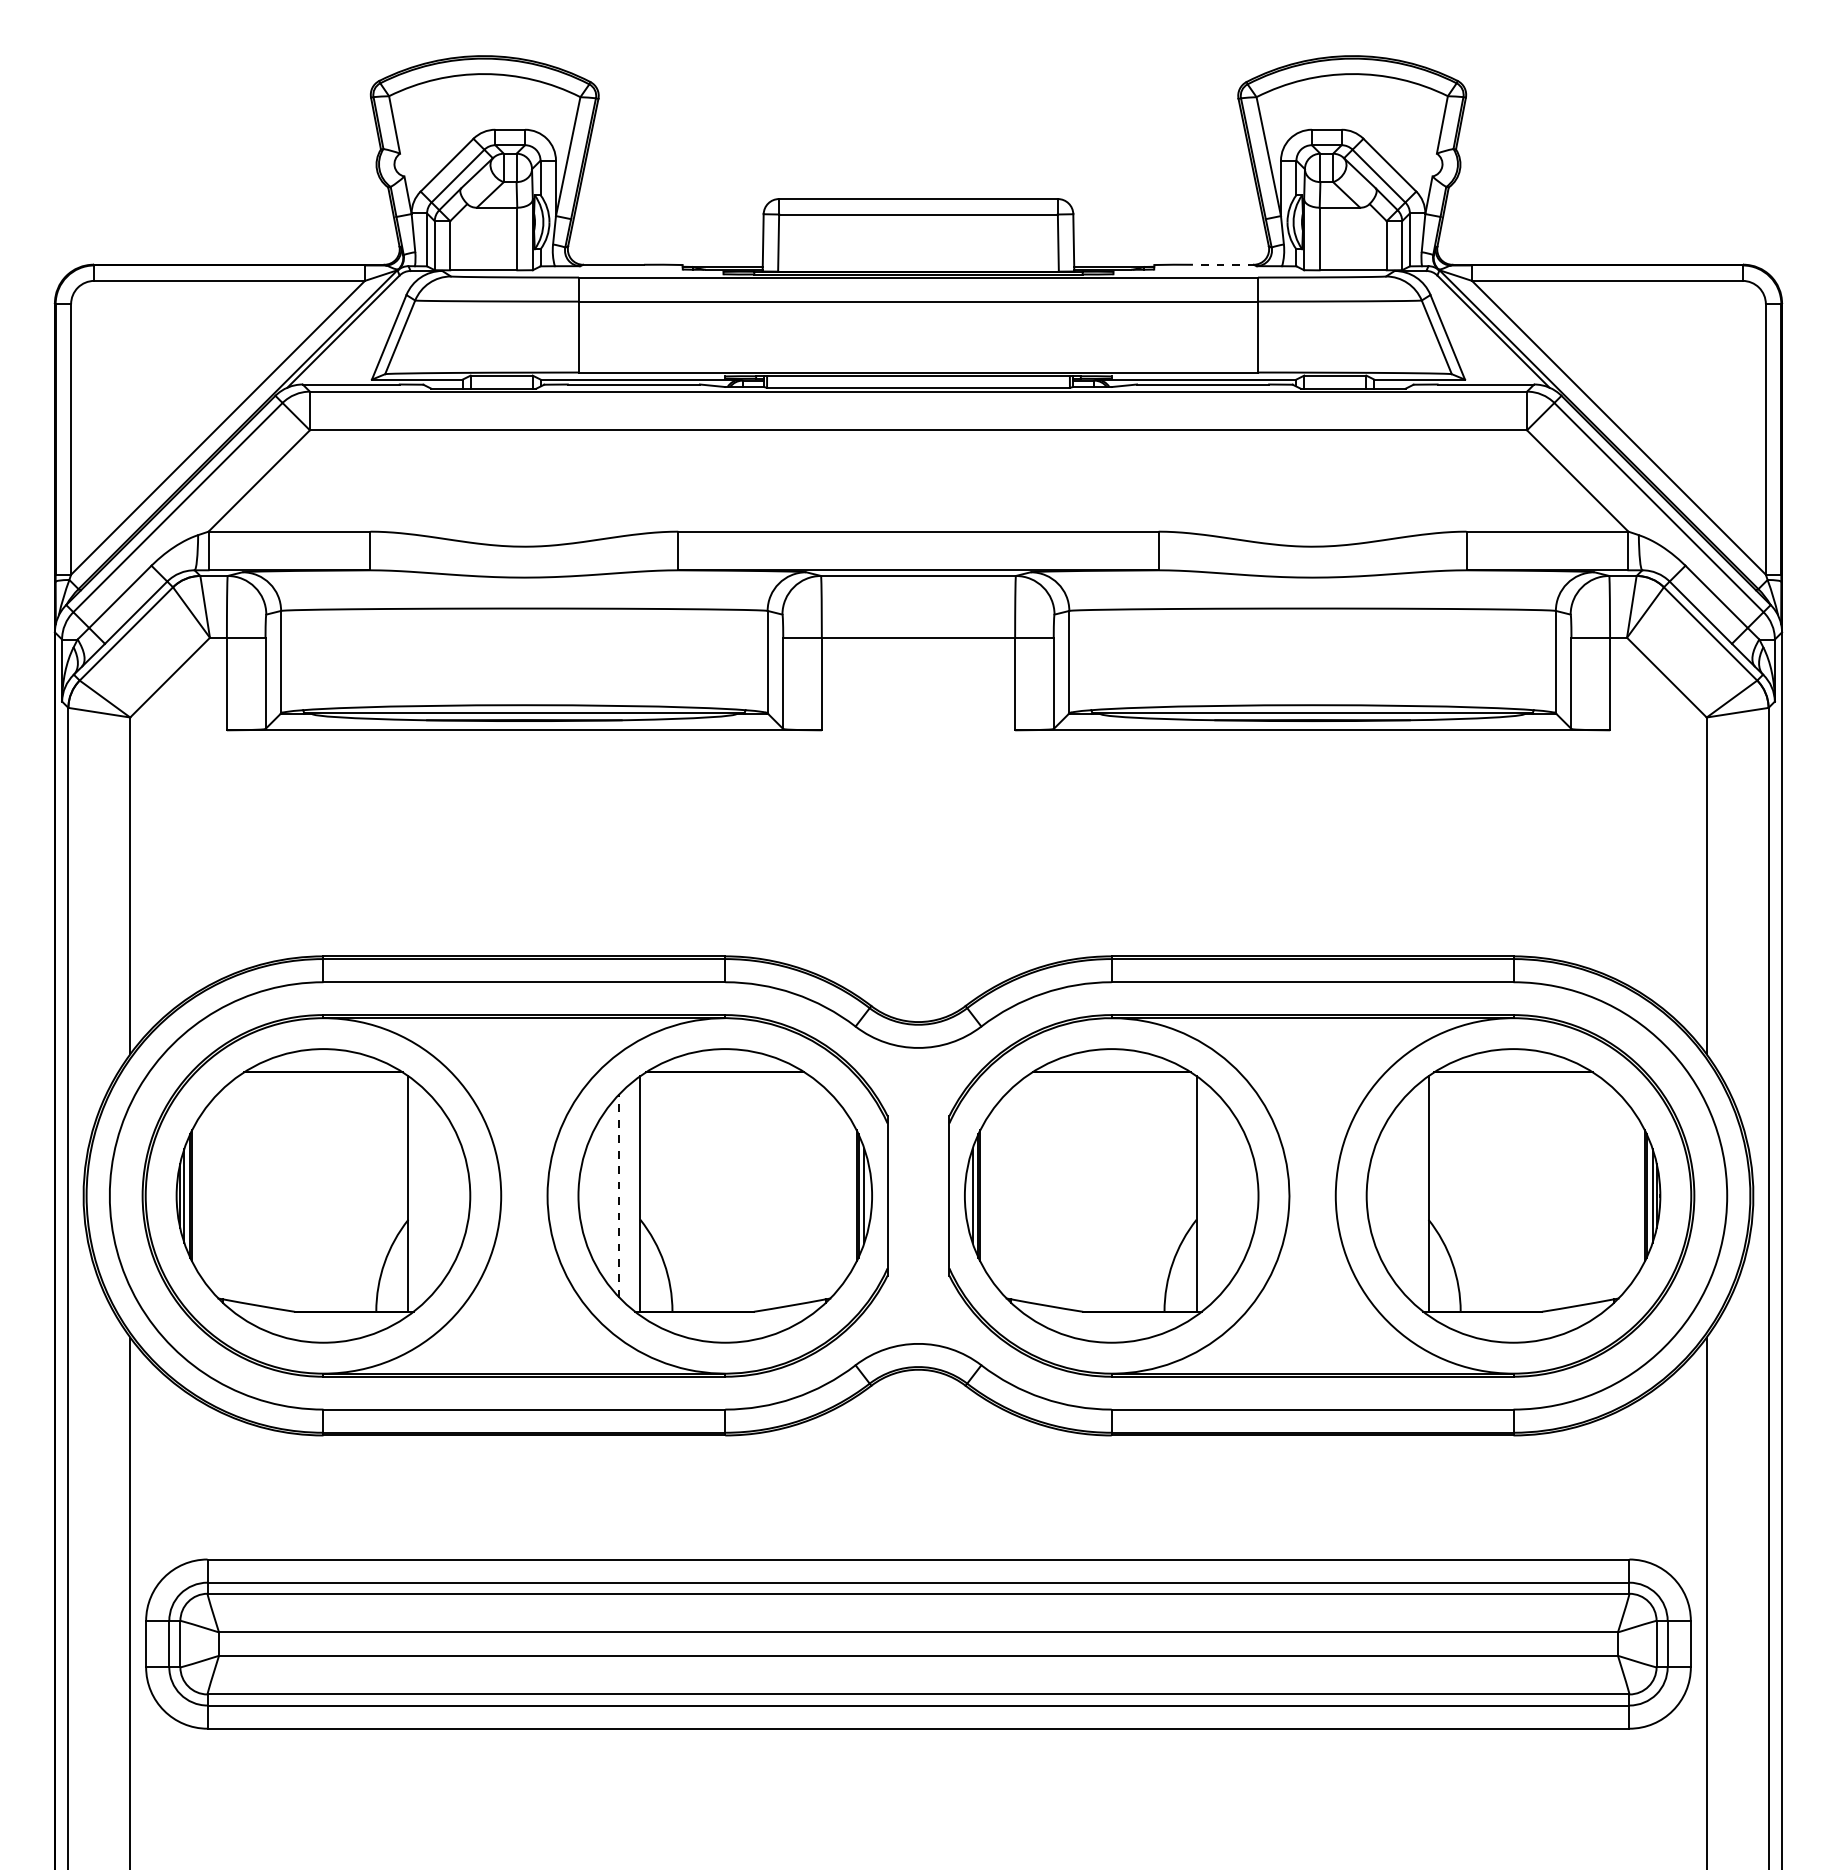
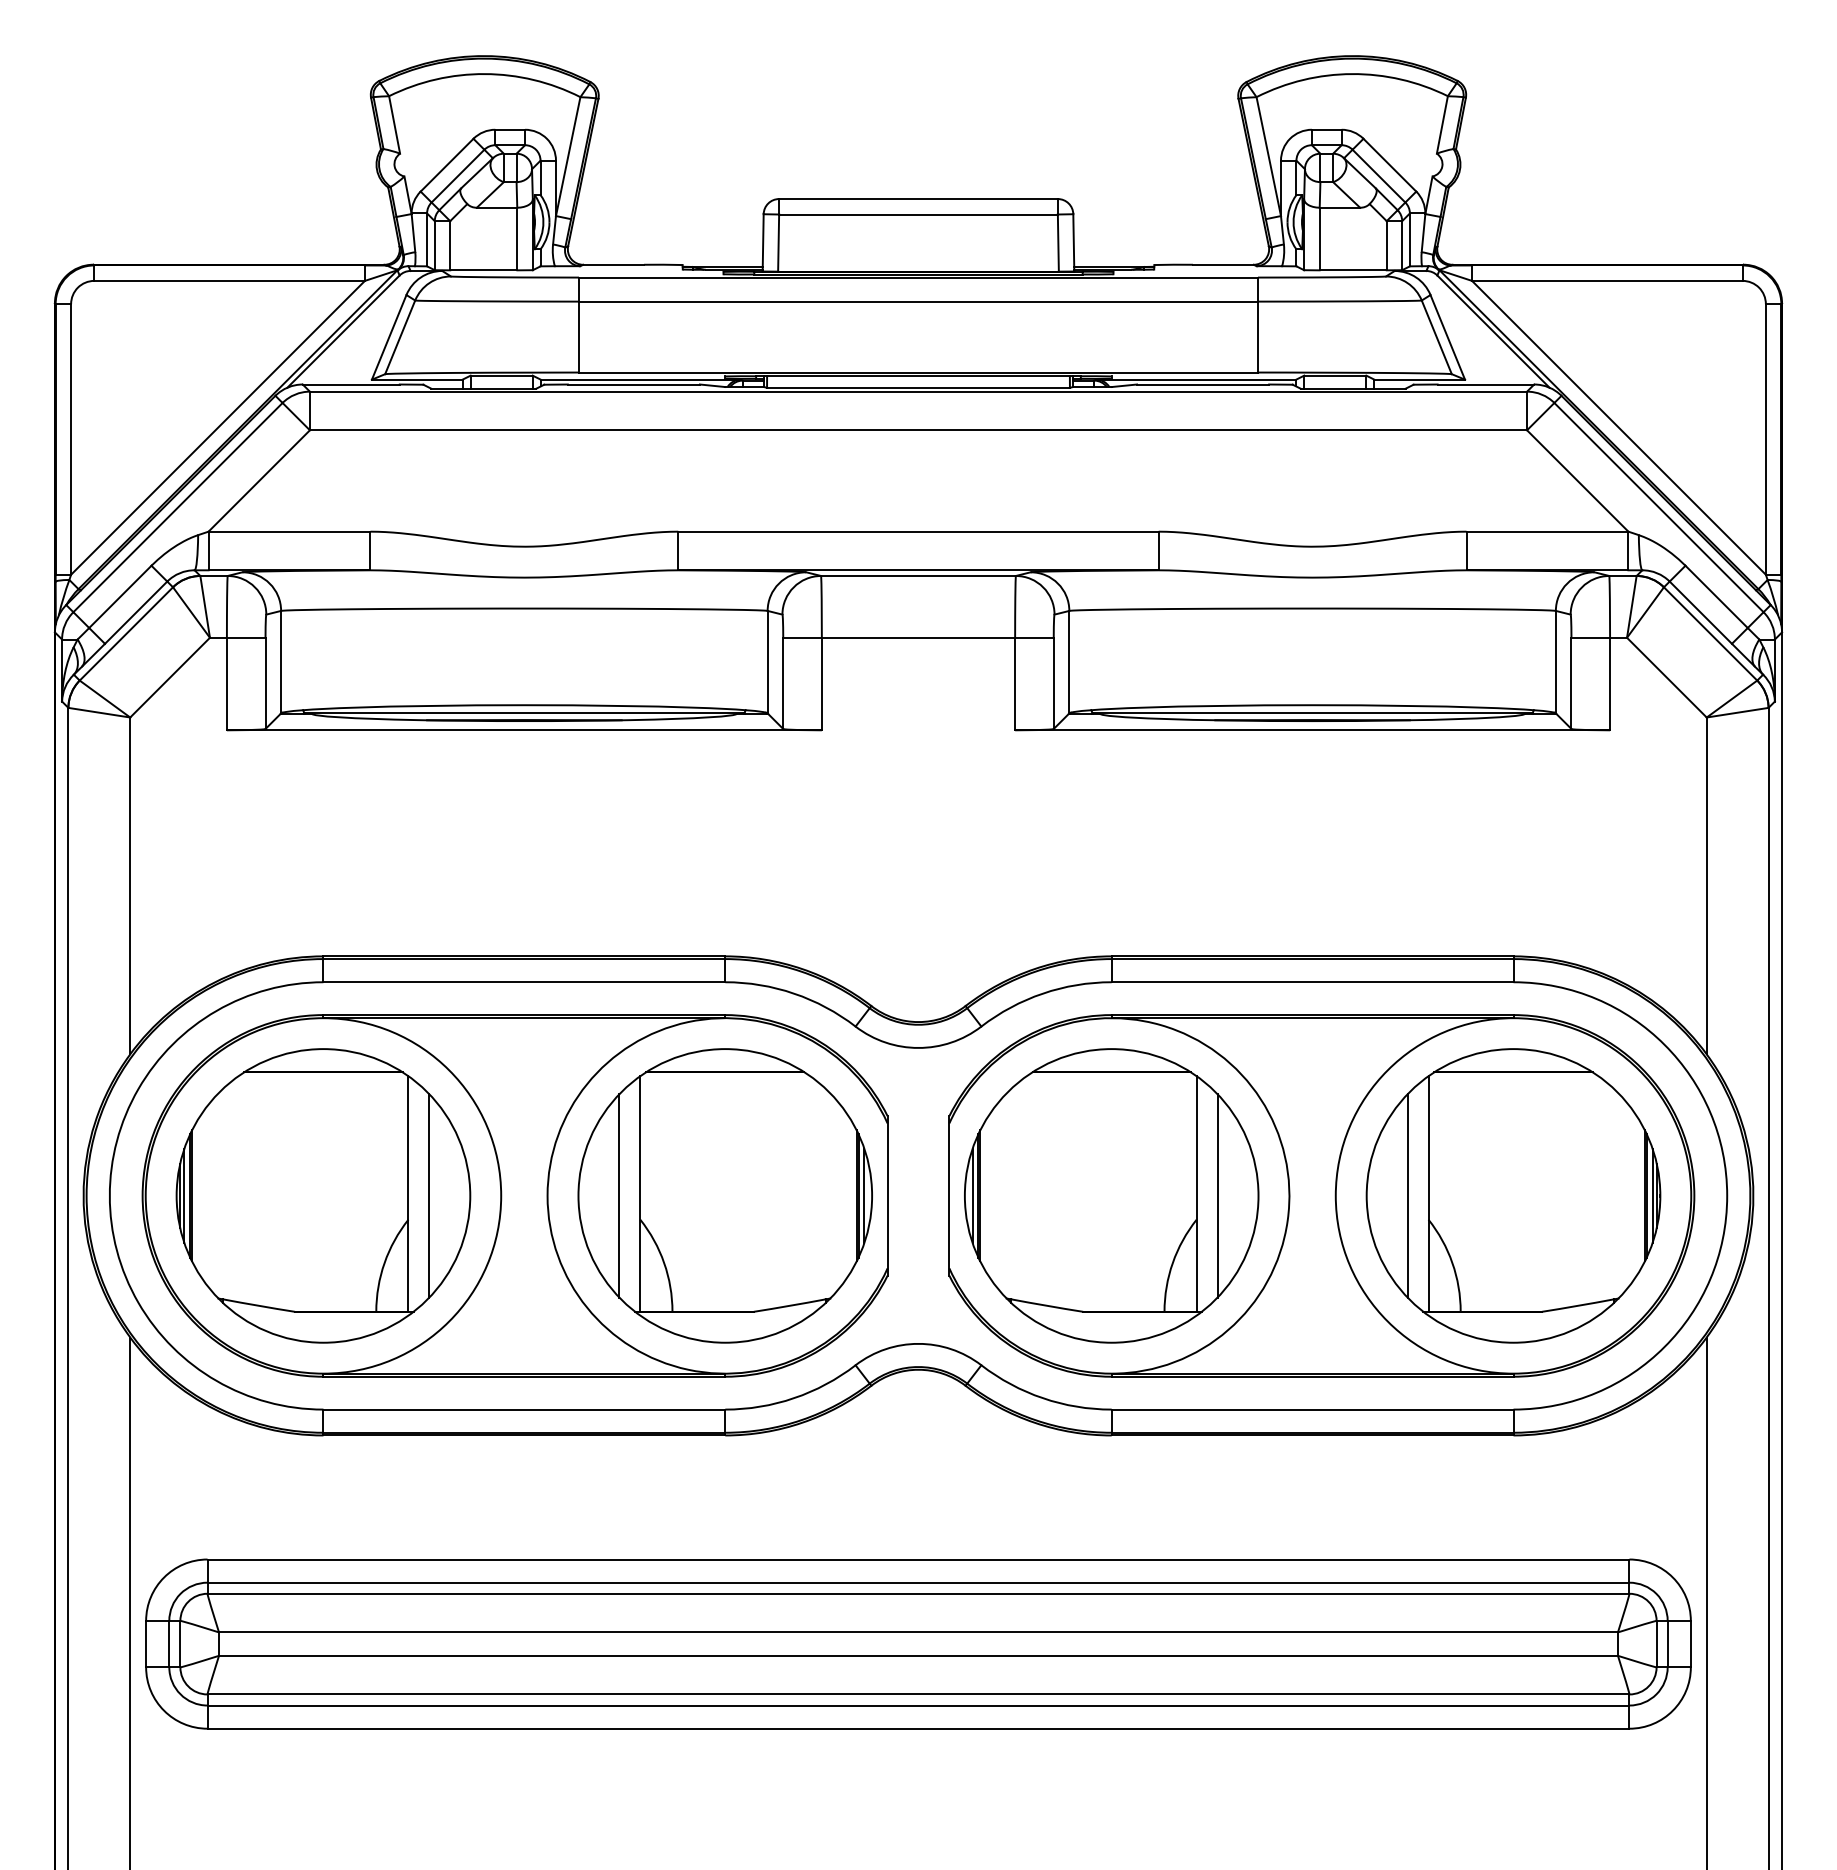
line: dashed -> solid (1223, 264)
line: none -> present (429, 1195)
line: dashed -> solid (619, 1195)
line: none -> present (1217, 1195)
line: none -> present (1407, 1195)
